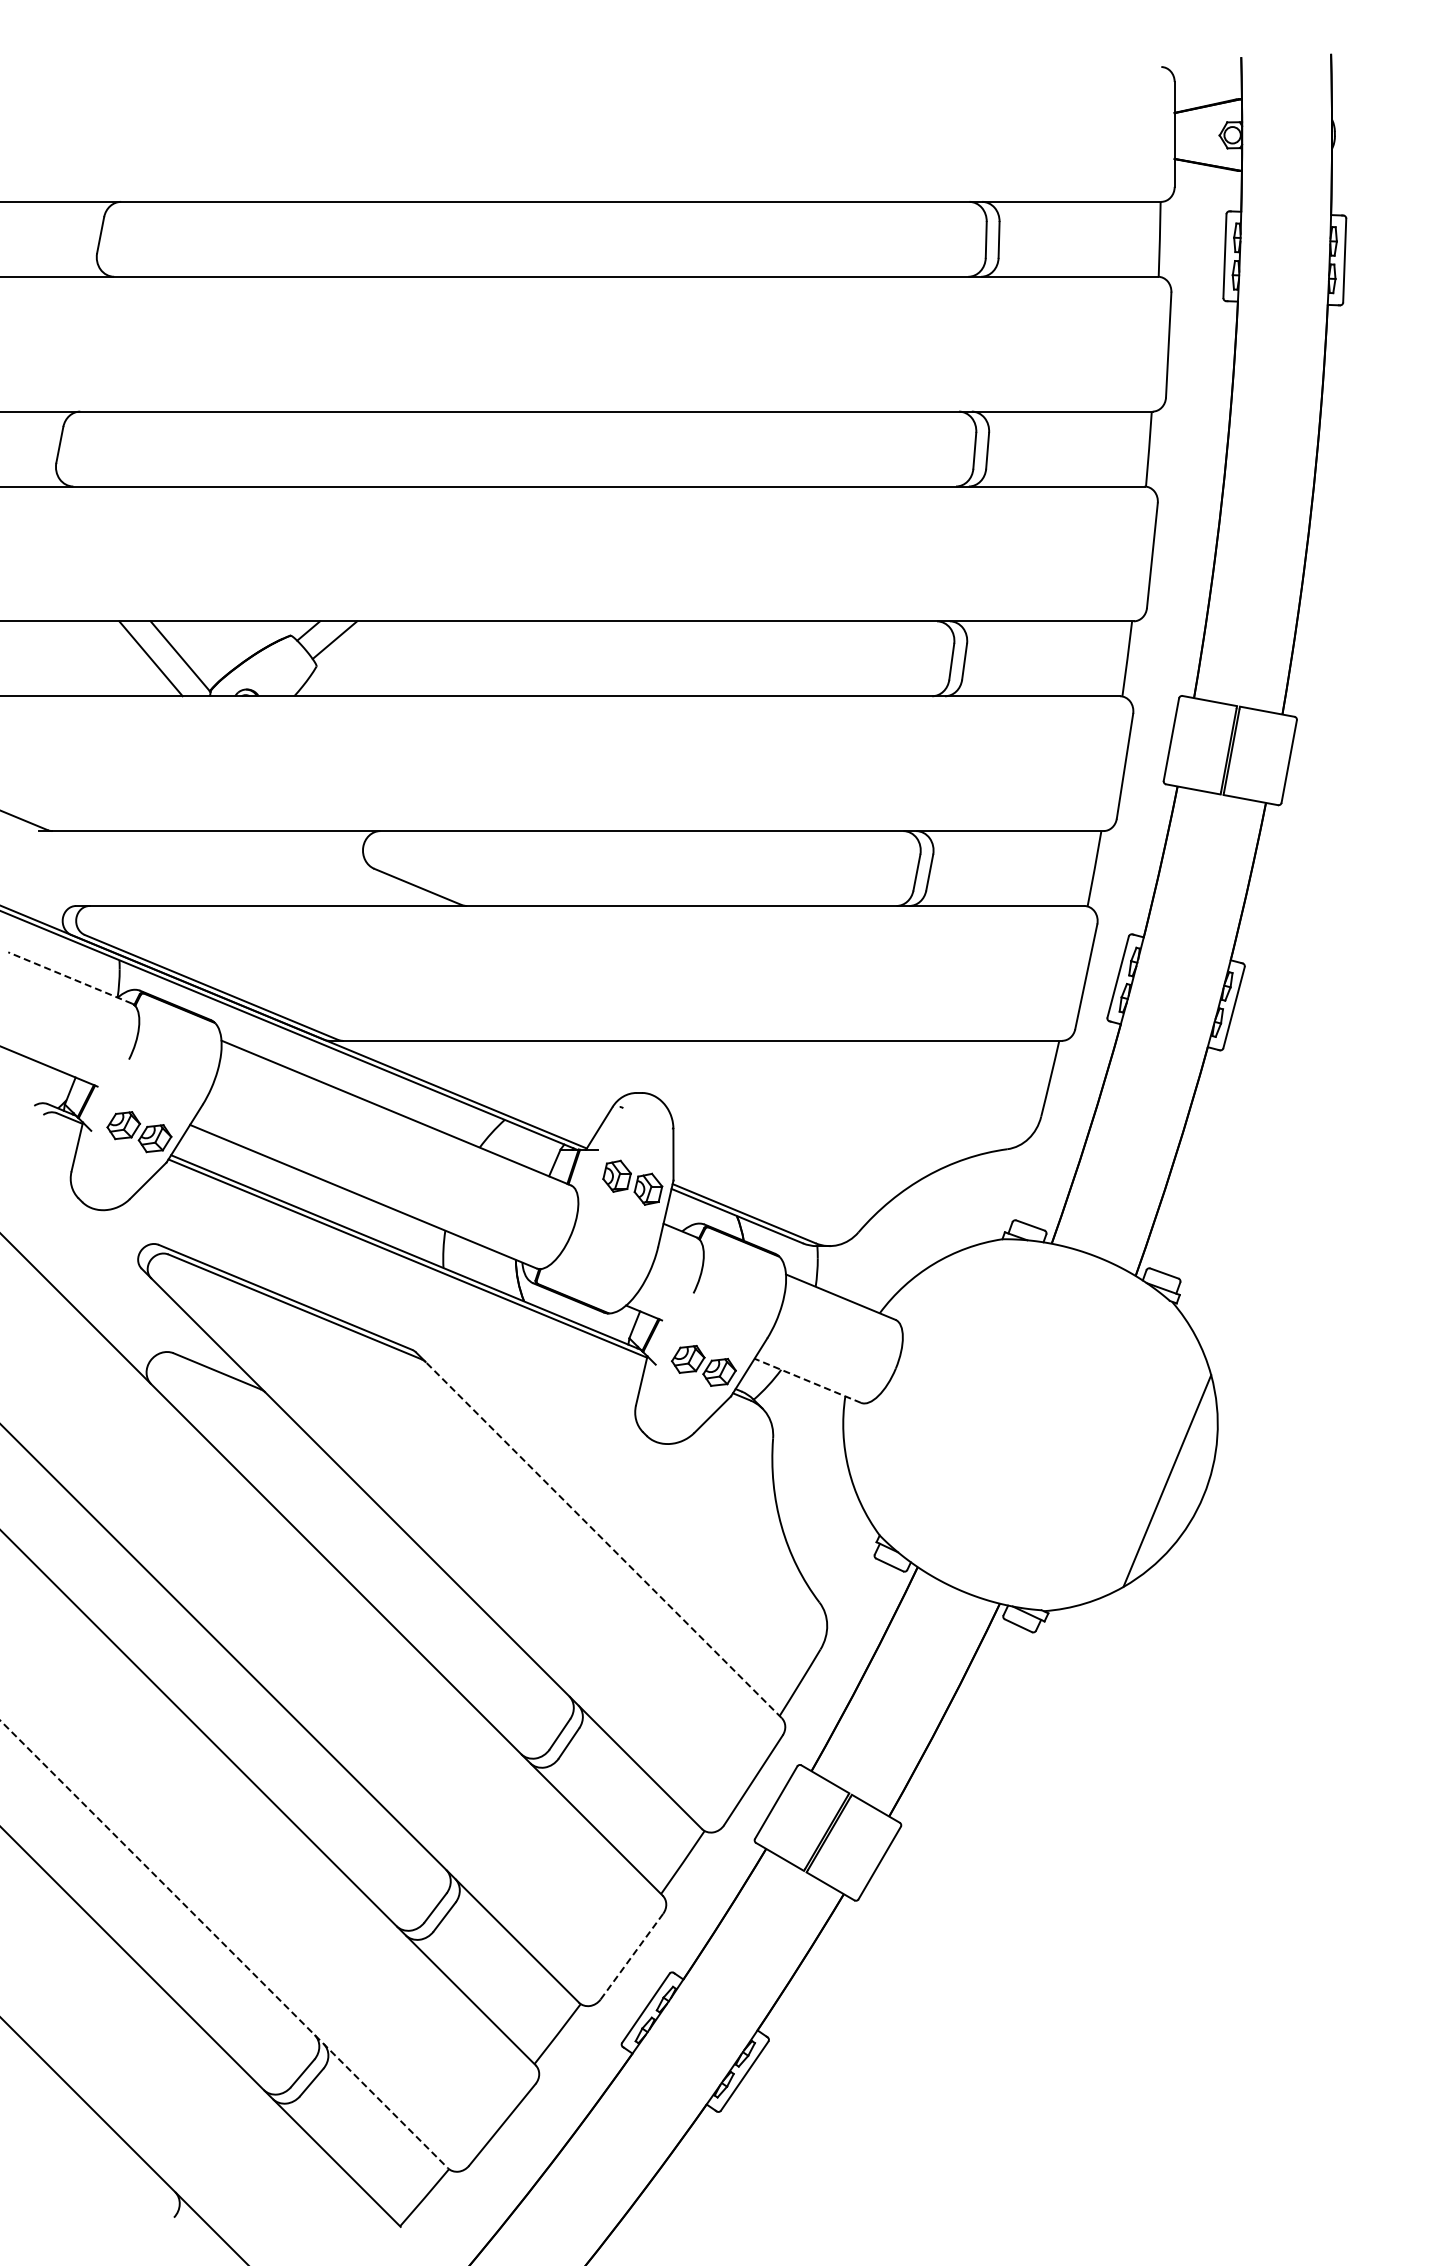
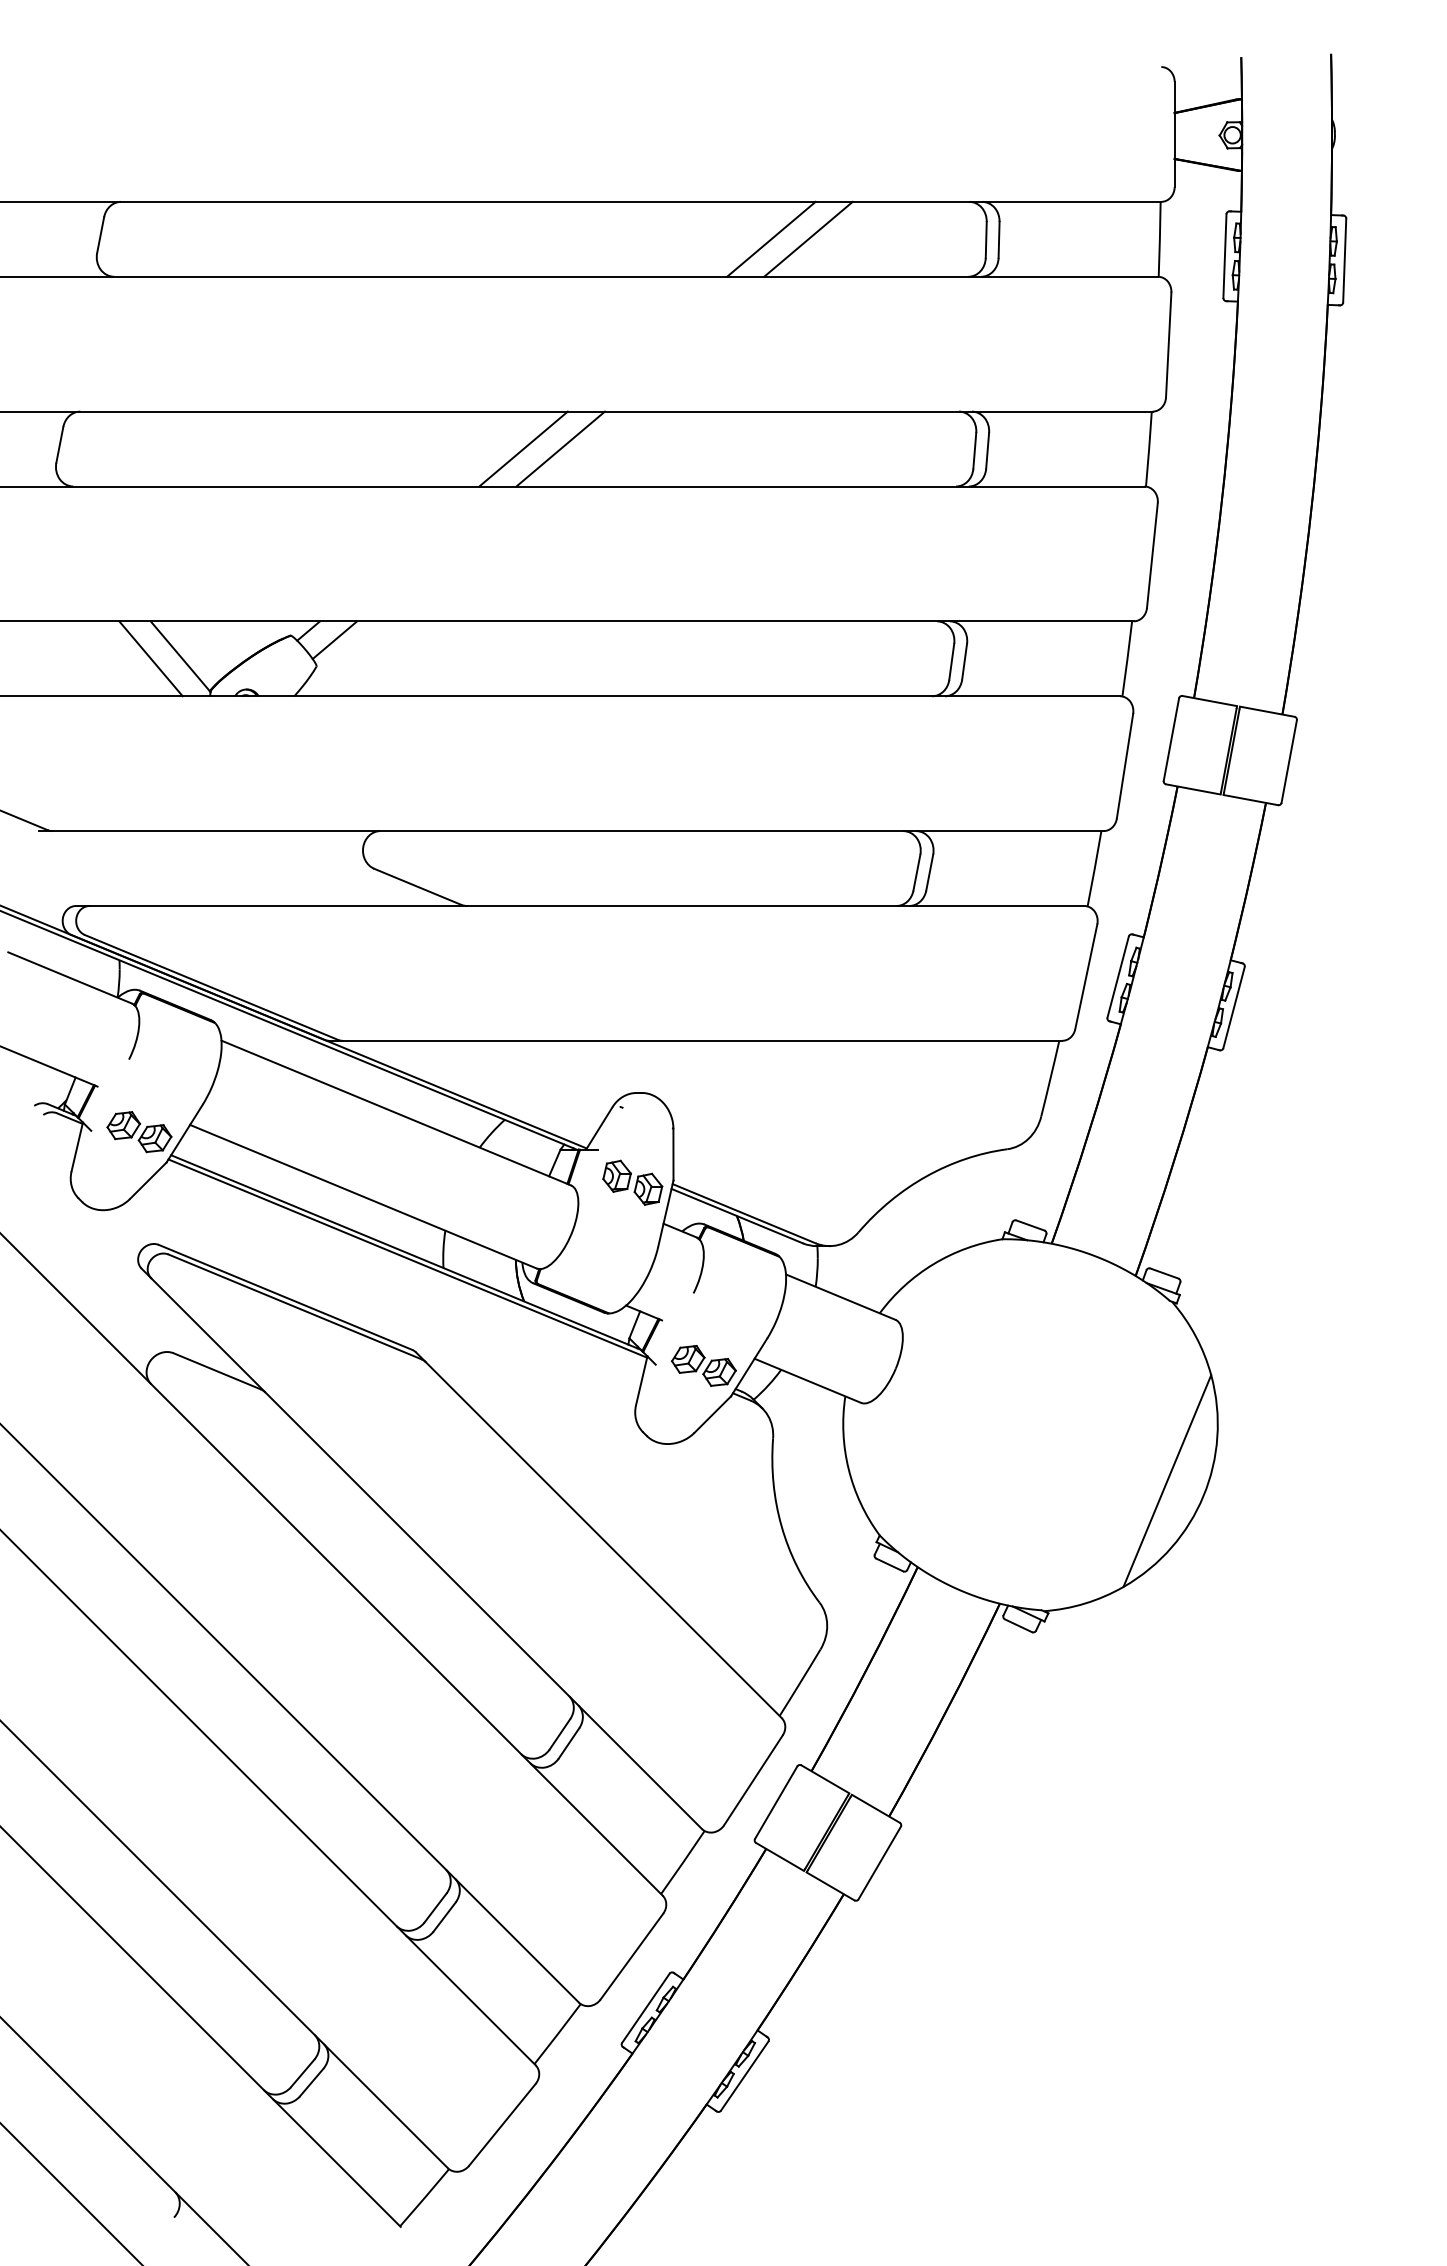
line: none -> present (771, 238)
line: none -> present (808, 238)
line: none -> present (523, 448)
line: none -> present (560, 448)
line: dashed -> solid (70, 977)
line: dashed -> solid (807, 1380)
line: dashed -> solid (603, 1540)
line: dashed -> solid (224, 1944)
line: dashed -> solid (632, 1956)
line: none -> present (70, 2193)
